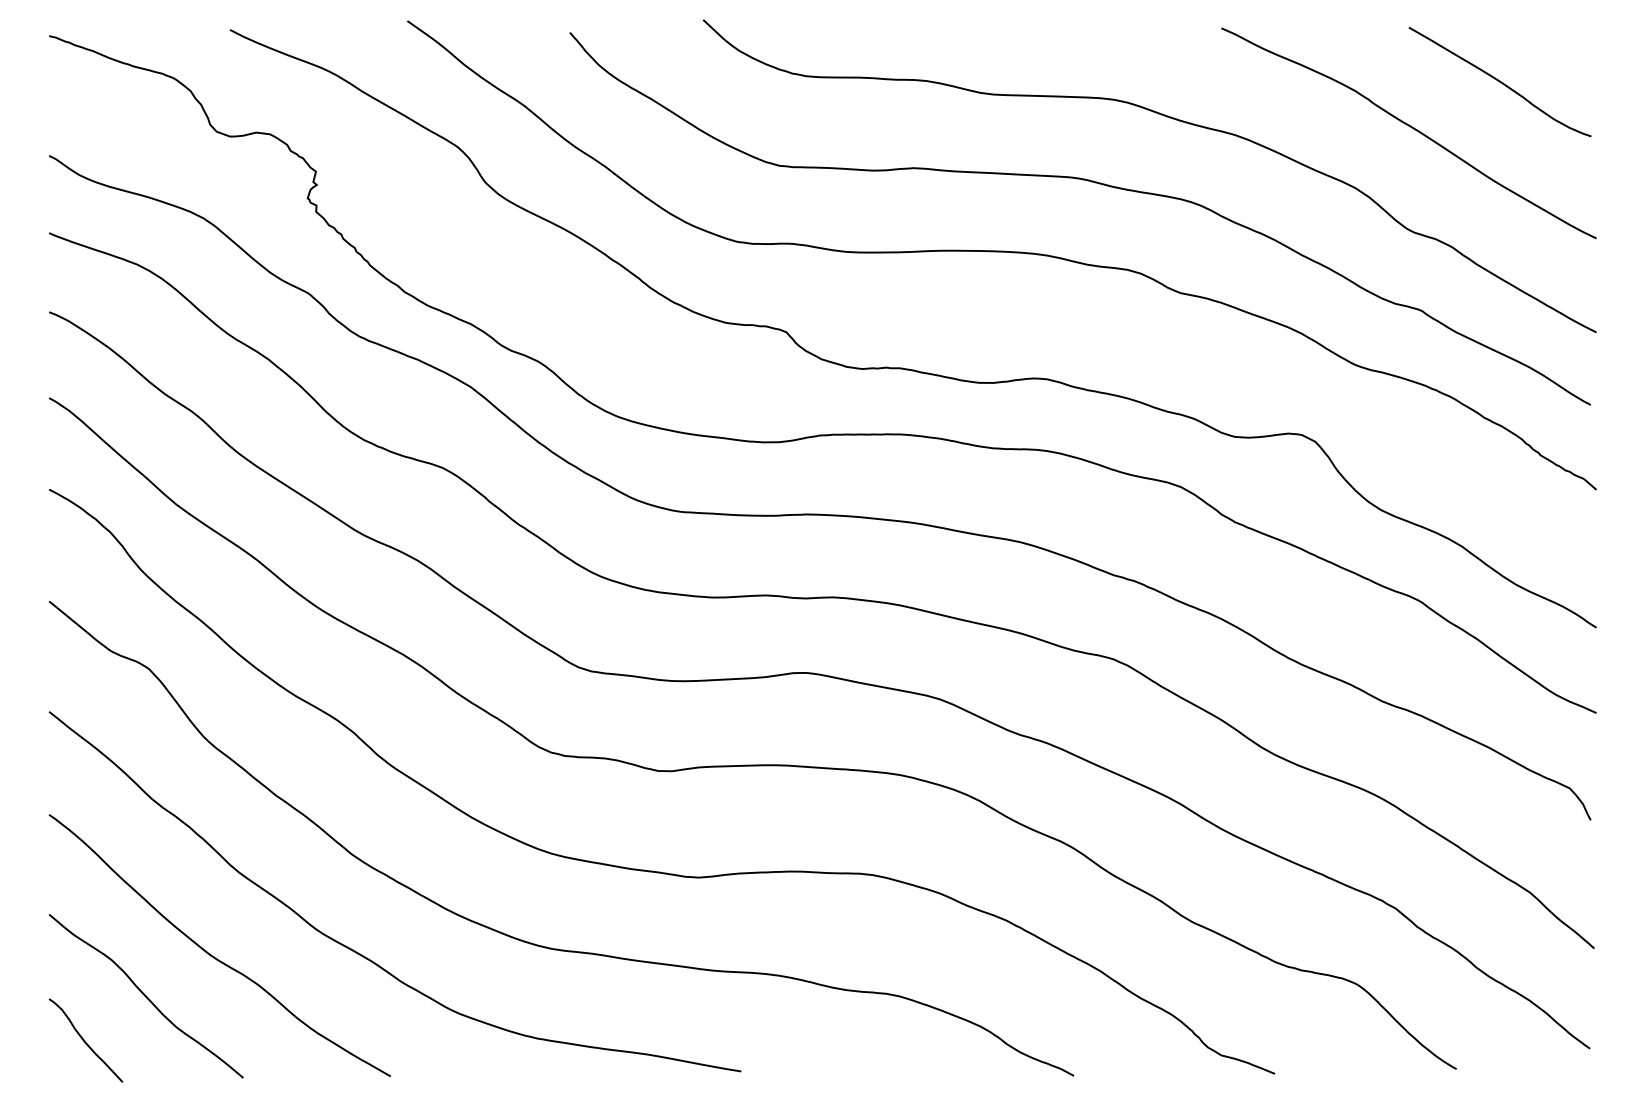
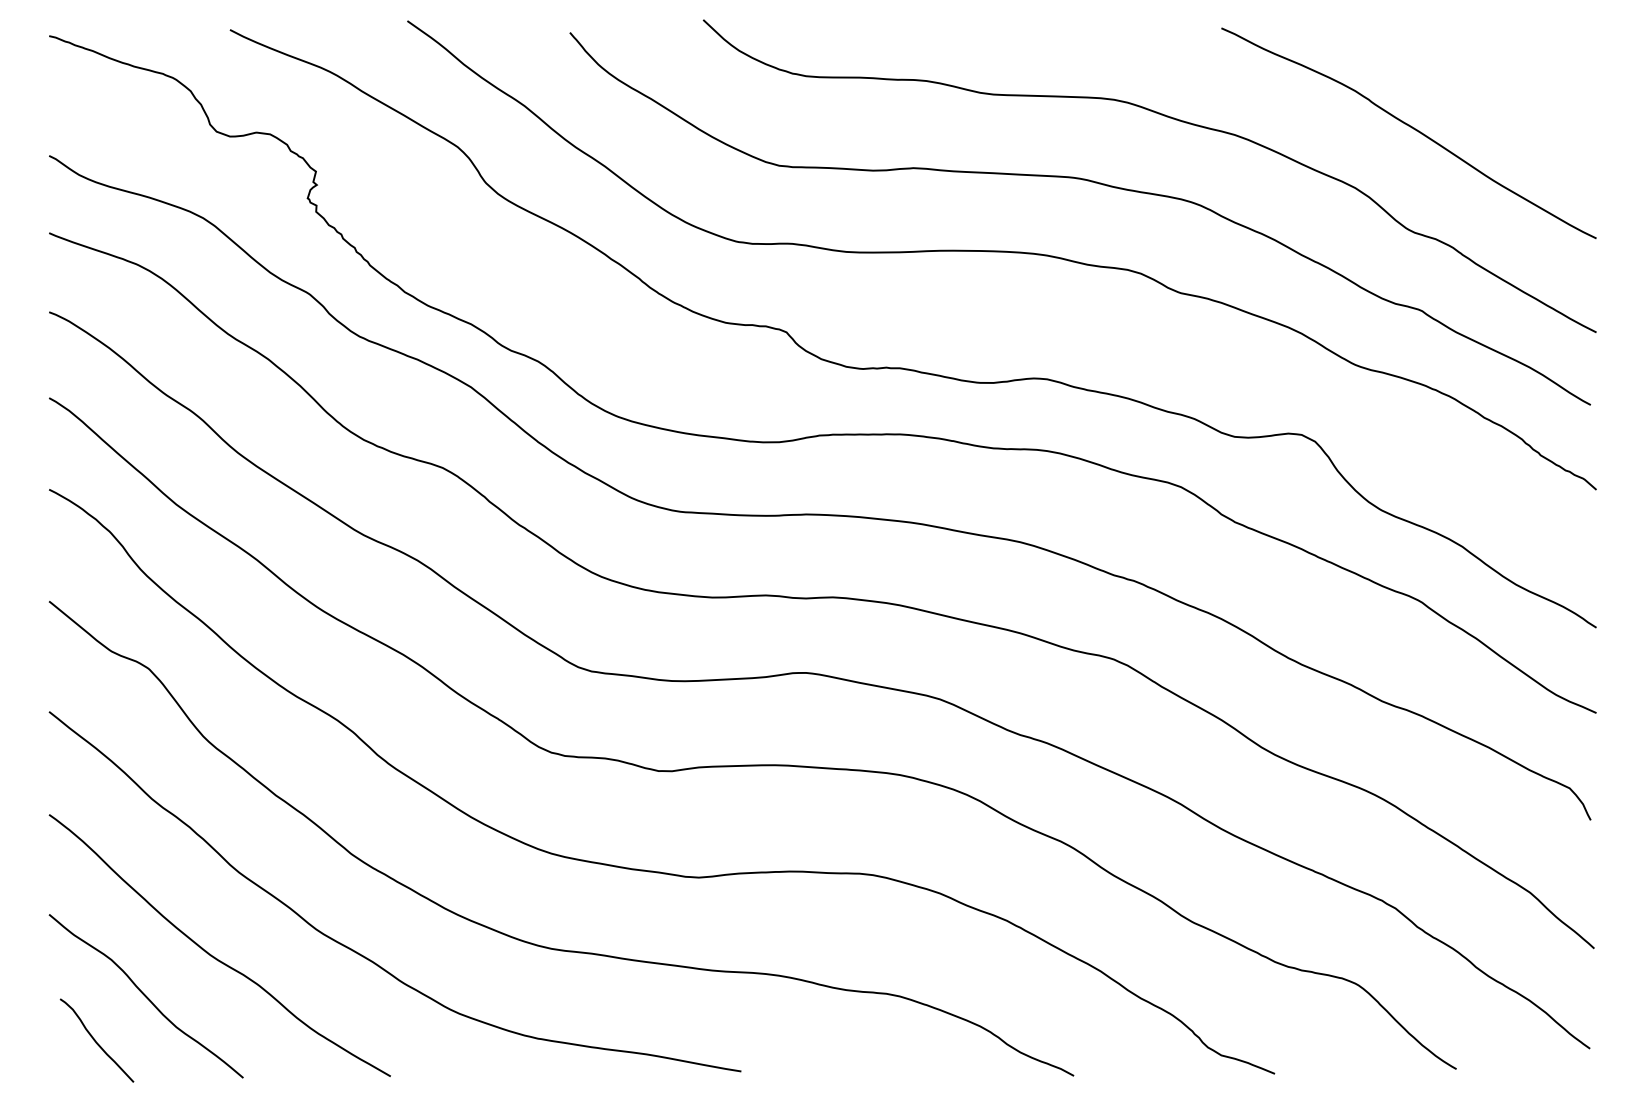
curve: present -> none (1499, 82)
curve position: (84, 1040) -> (95, 1040) (95, 1040)
